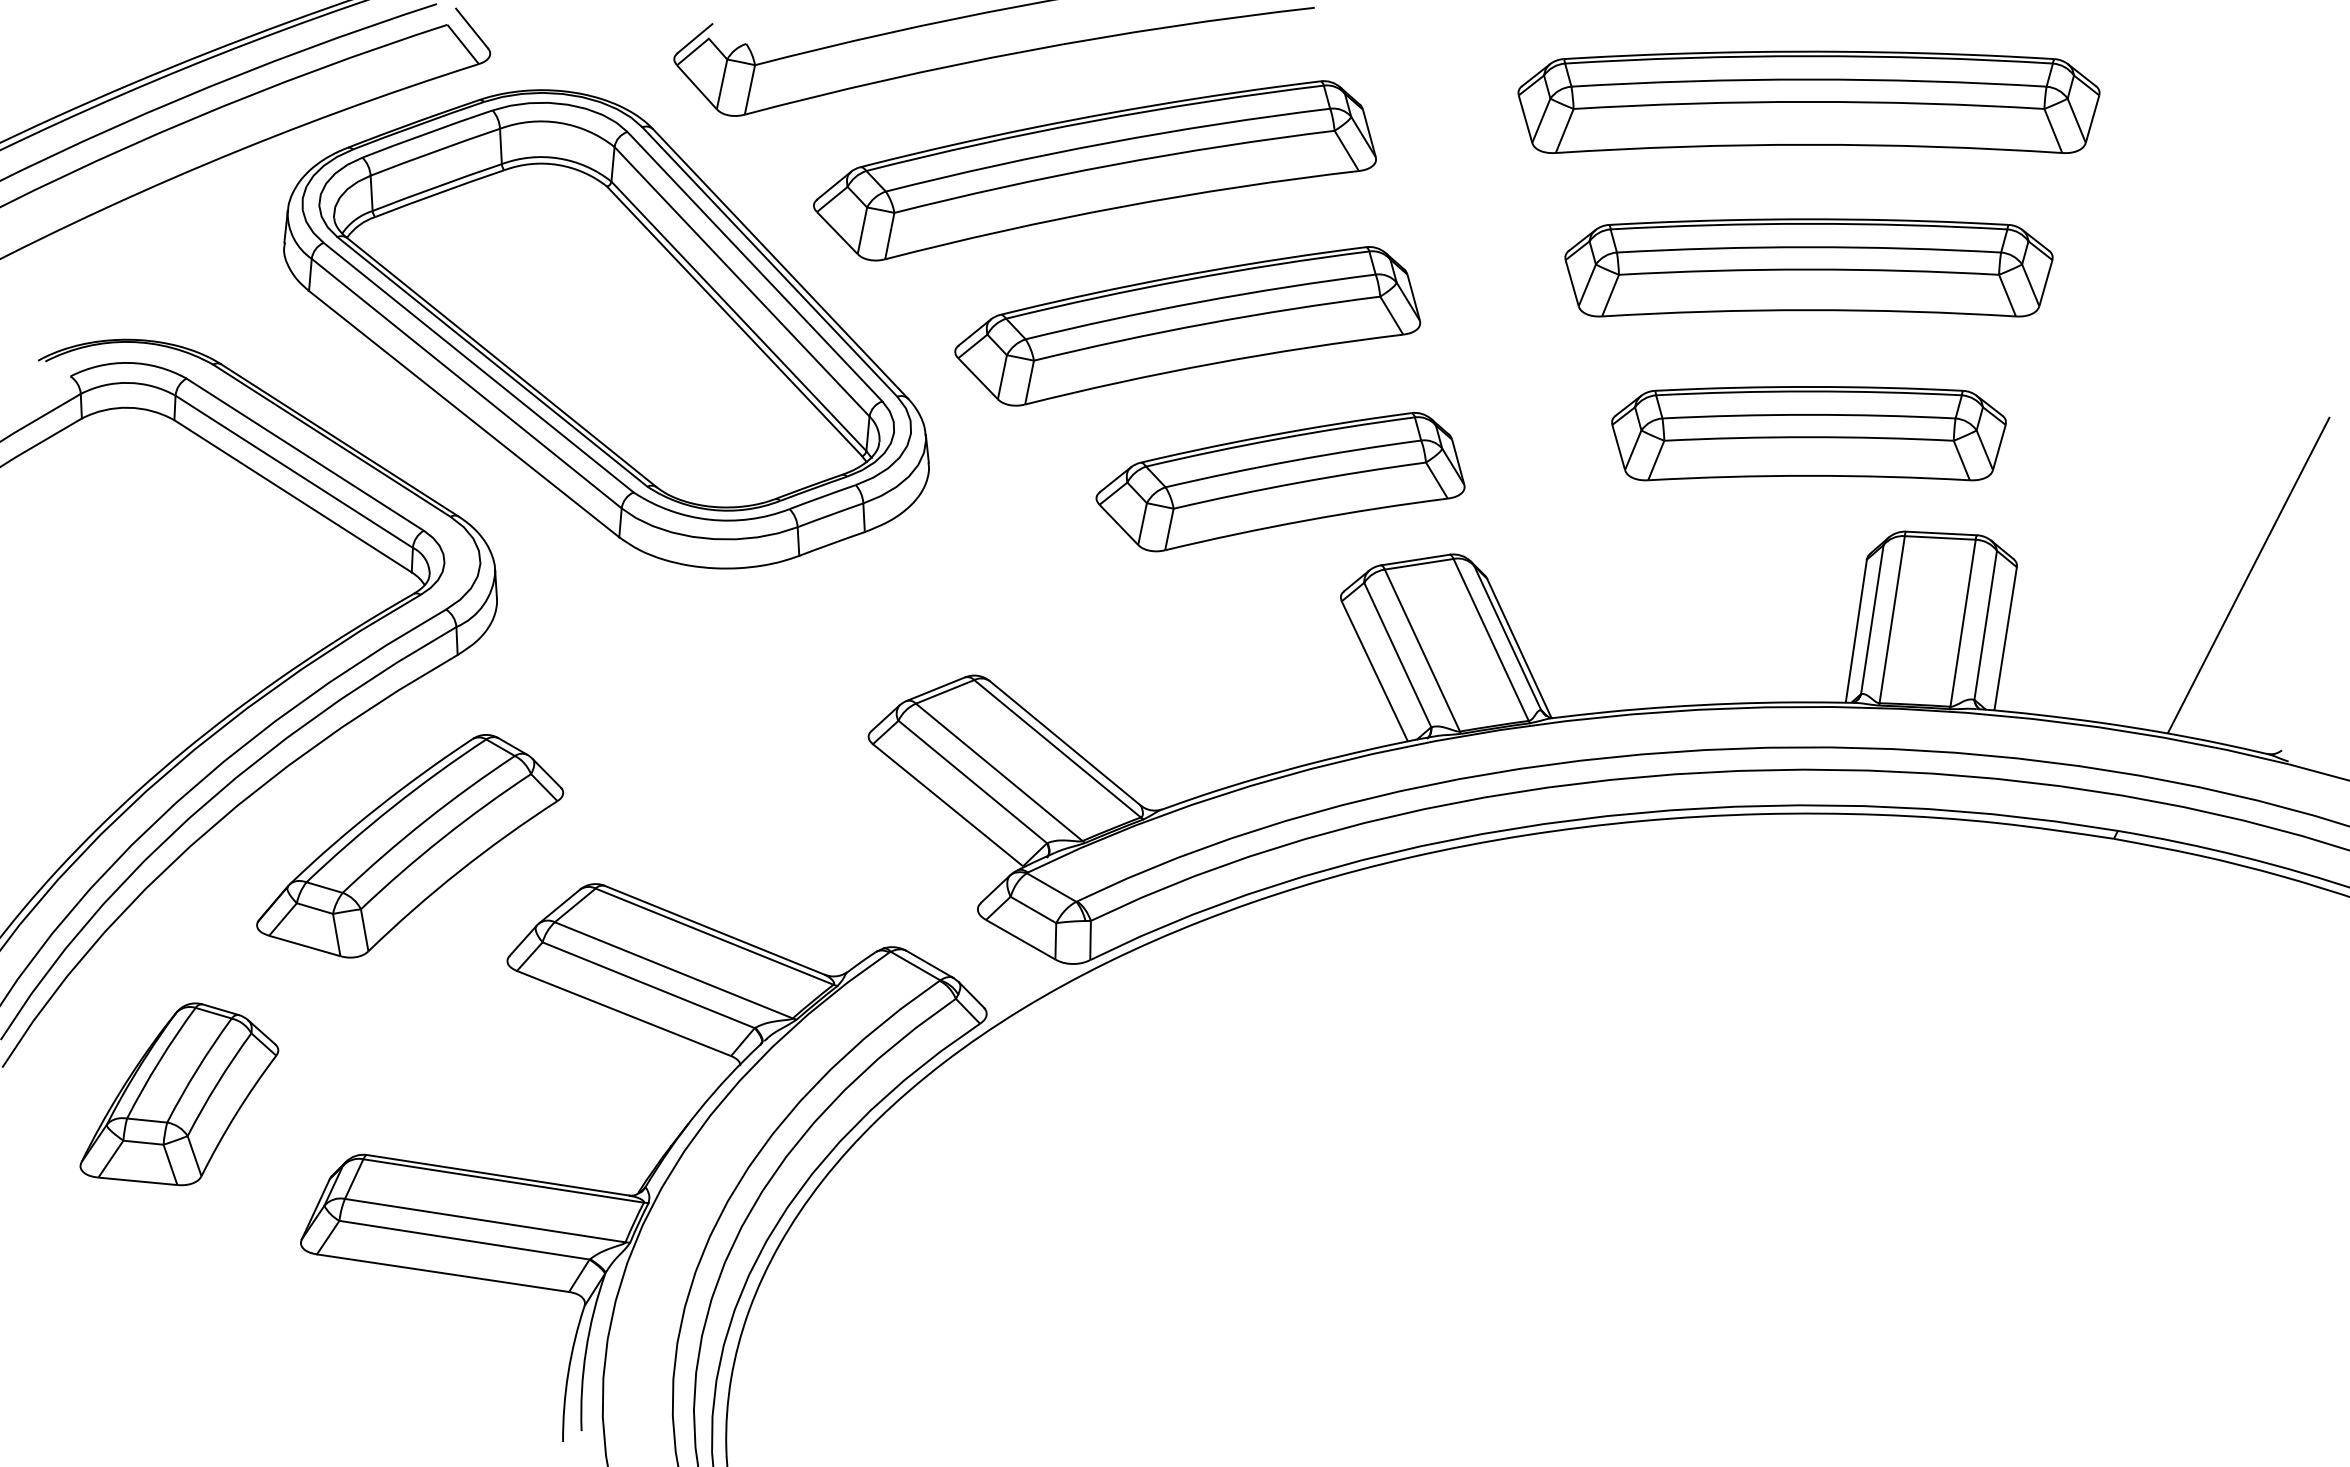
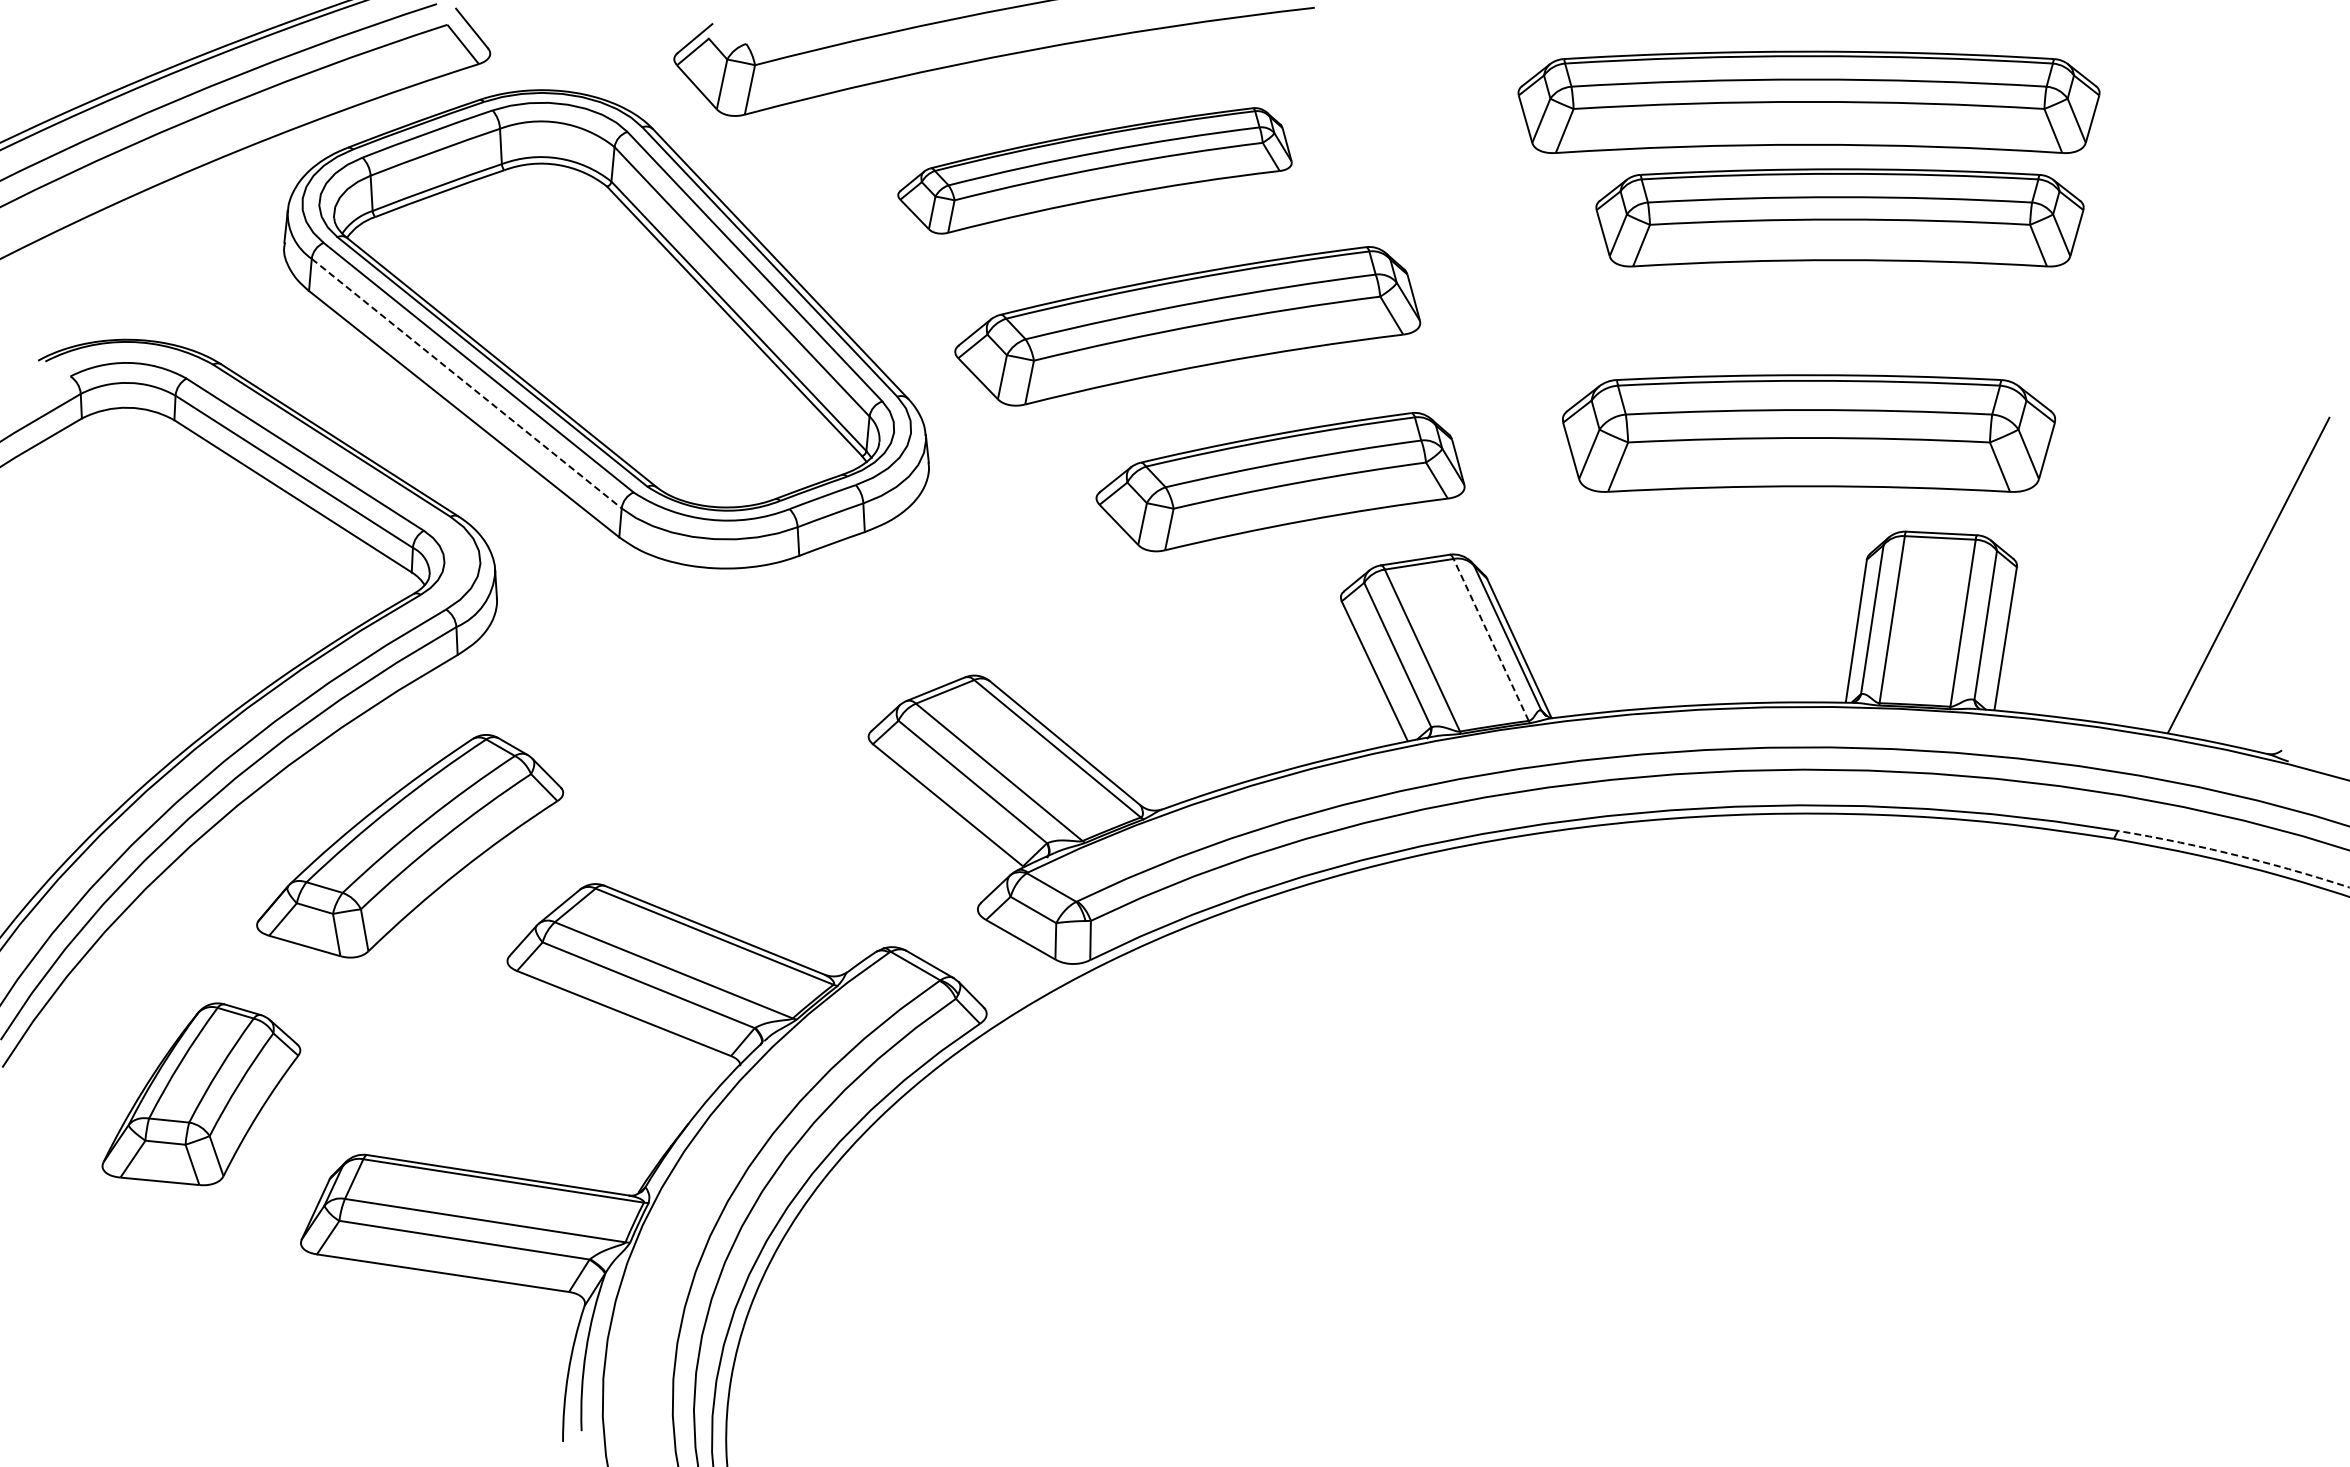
part size: 564x182 px -> 396x128 px (1094, 170)
part position: (1808, 267) -> (1839, 217) (1839, 217)
line: solid -> dashed (466, 383)
part size: 396x96 px -> 494x119 px (1808, 433)
line: solid -> dashed (1490, 639)
arc: solid -> dashed (2234, 854)
part position: (179, 1094) -> (201, 1094) (201, 1094)
